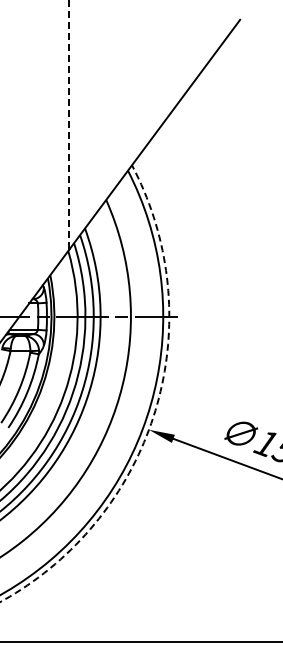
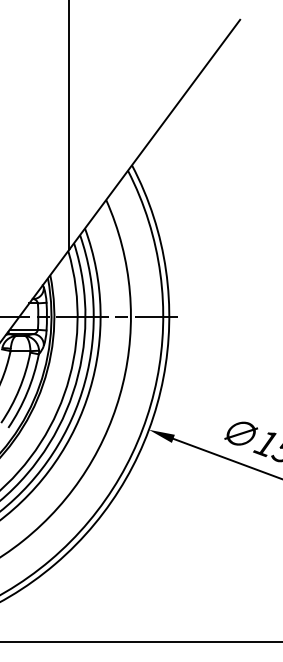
line: dashed -> solid (69, 124)
arc: dashed -> solid (155, 410)
